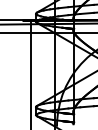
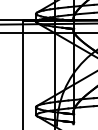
line position: (30, 73) -> (22, 73) (22, 73)
